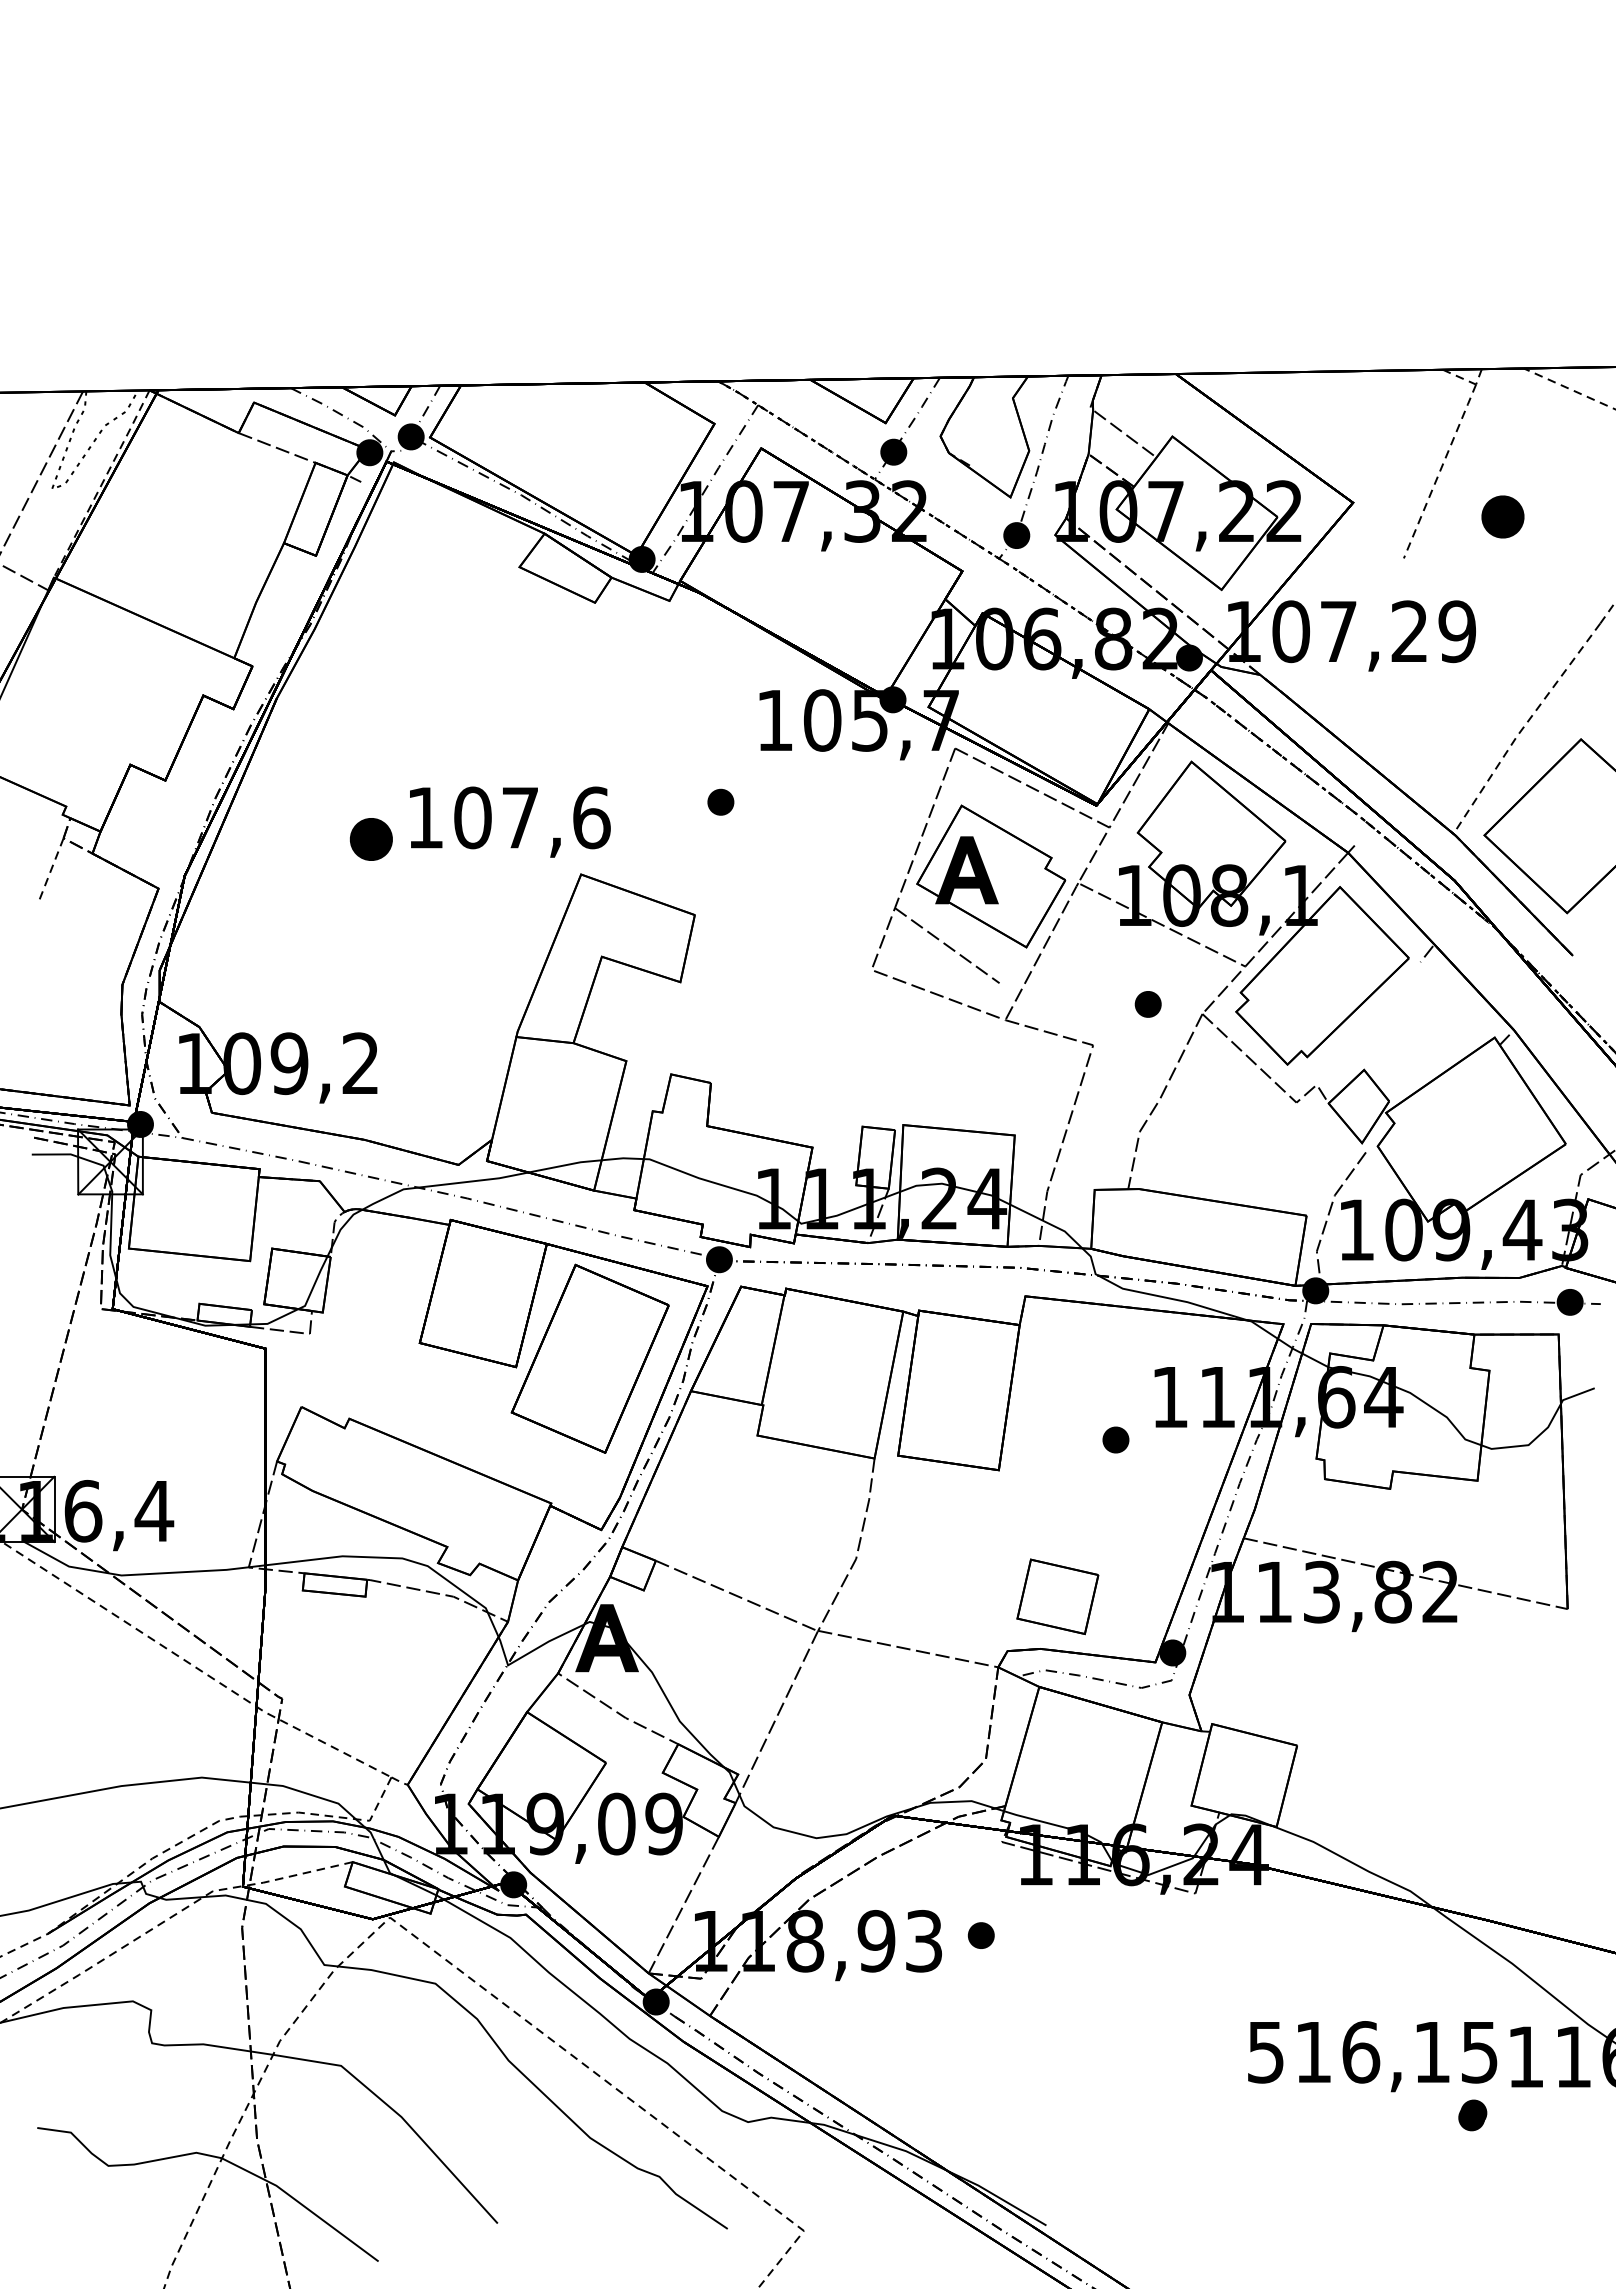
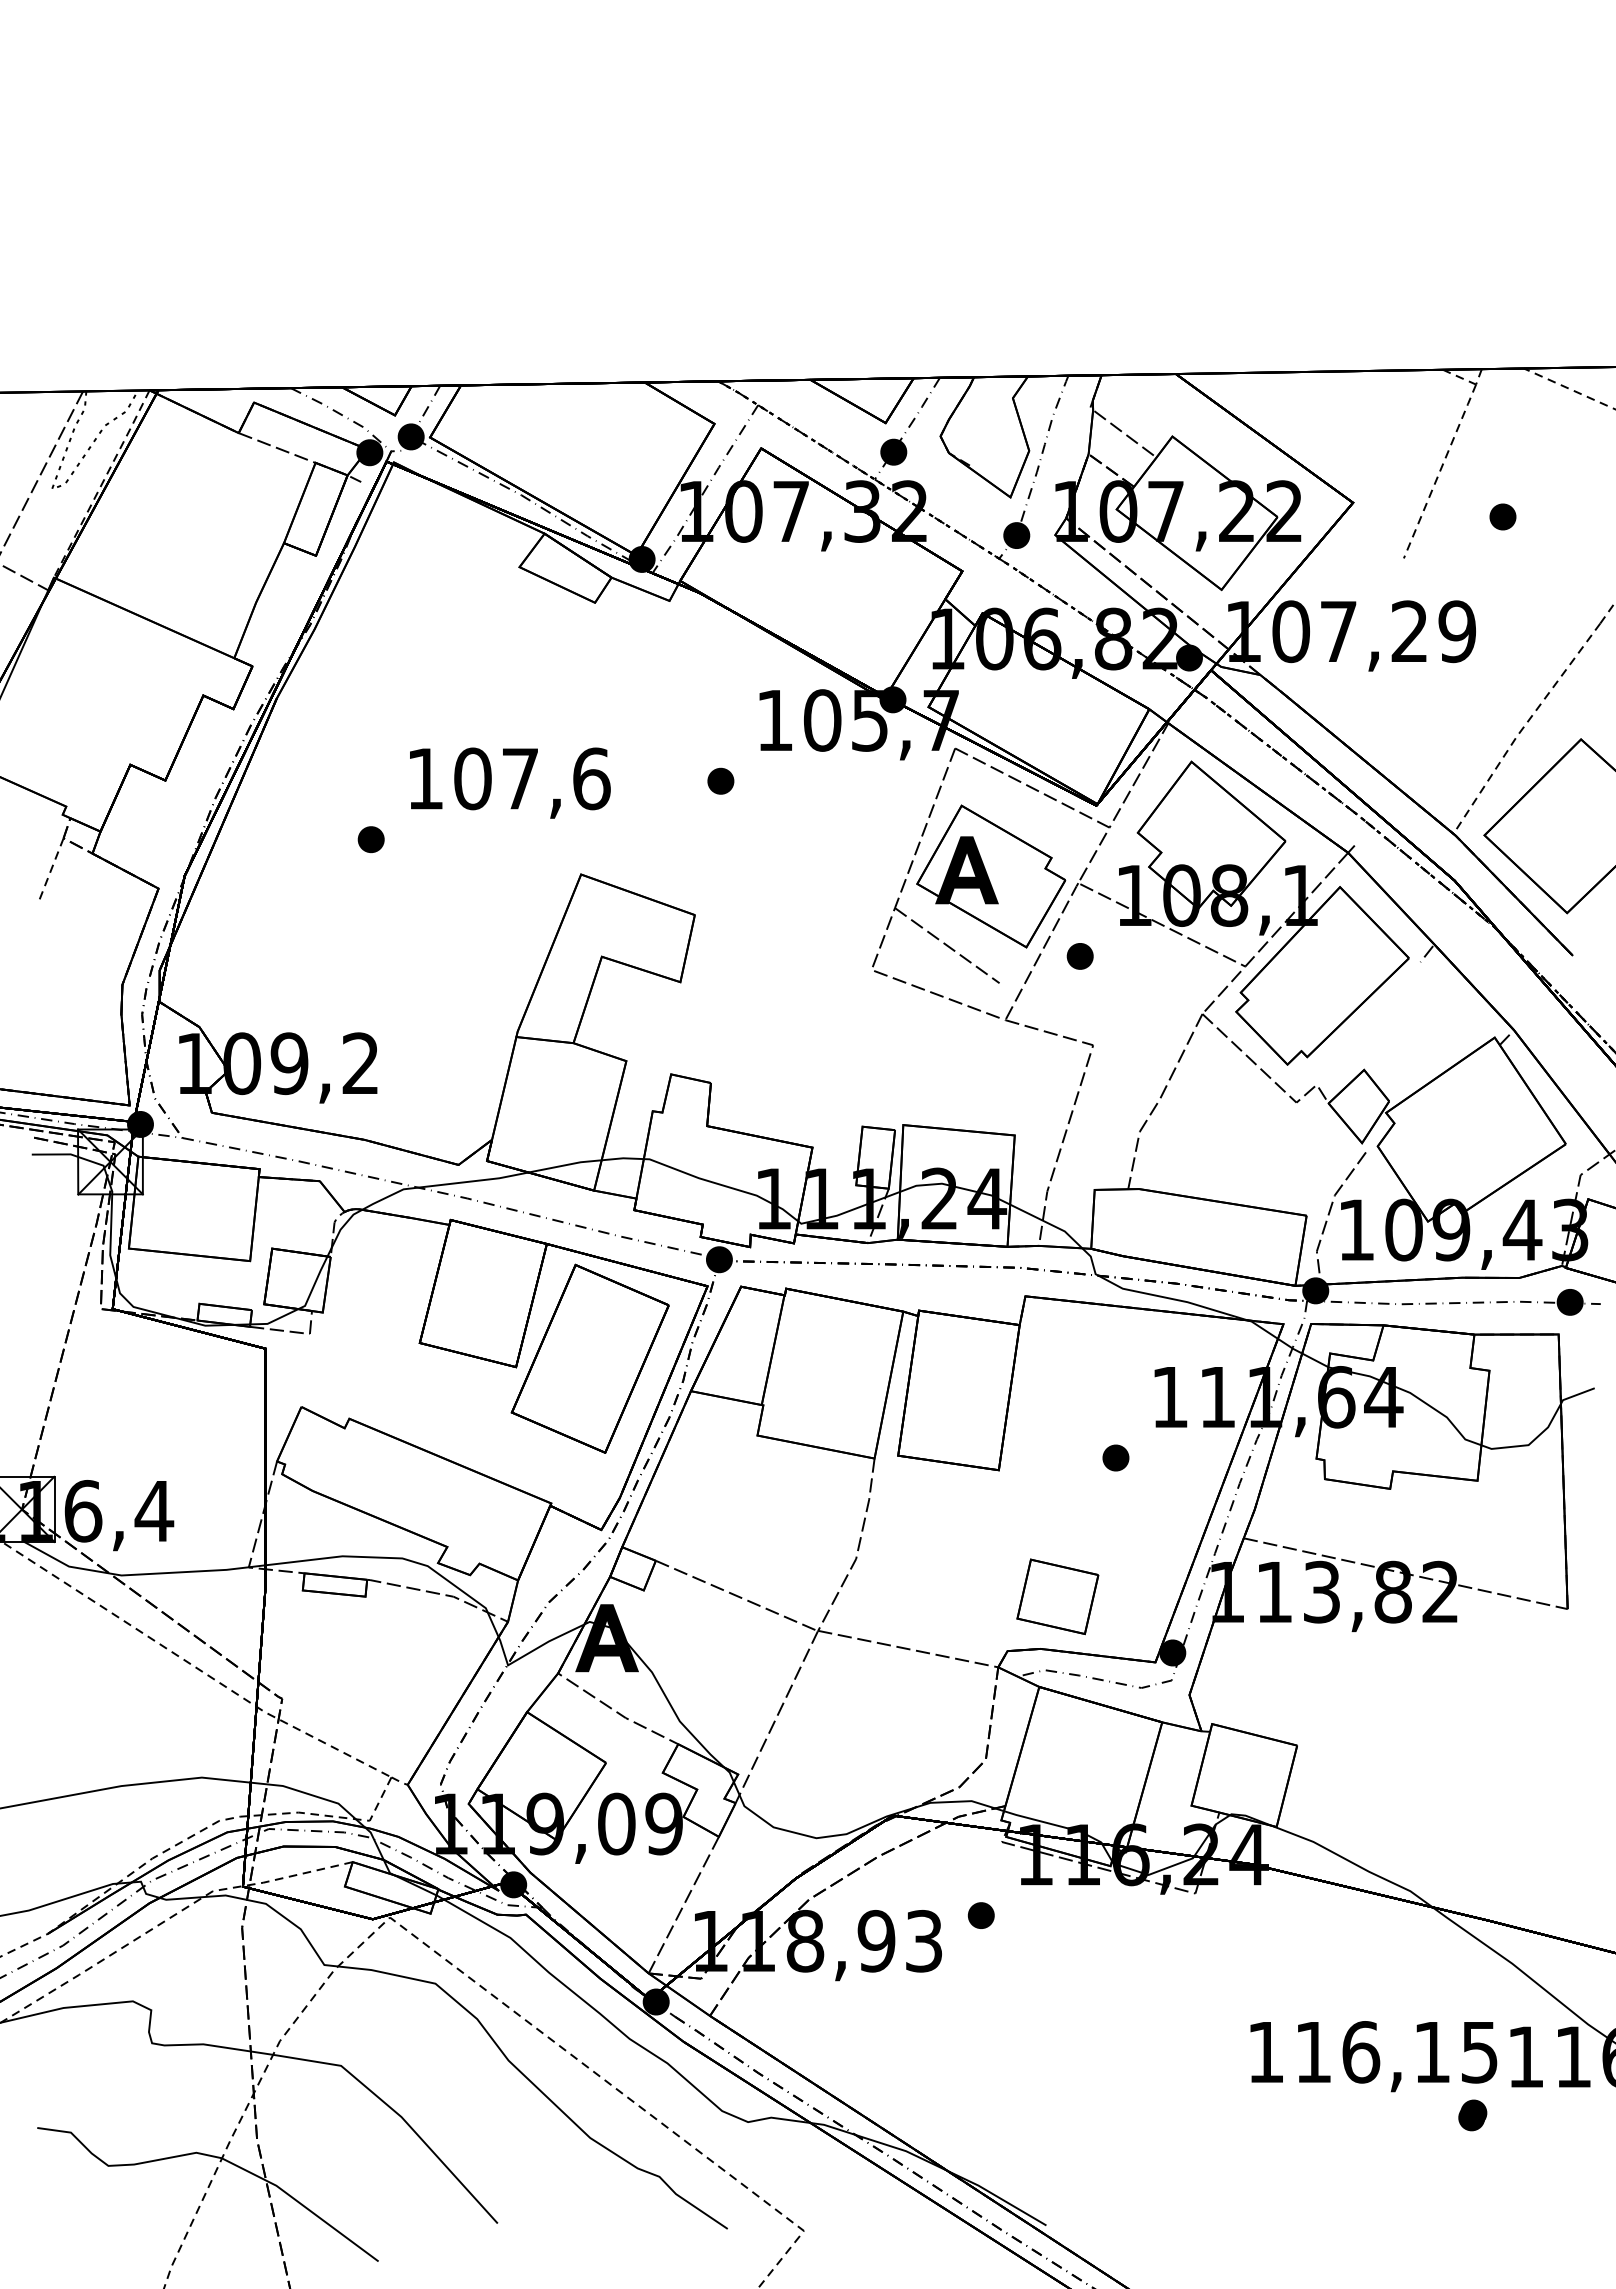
part size: 44x44 px -> 28x28 px (1502, 516)
part position: (720, 801) -> (720, 780) (720, 780)
text position: (510, 821) -> (510, 782) (510, 782)
part size: 44x43 px -> 28x28 px (370, 839)
part position: (1147, 1004) -> (1079, 956) (1079, 956)
part position: (1115, 1439) -> (1115, 1457) (1115, 1457)
part position: (980, 1935) -> (980, 1915) (980, 1915)
text: 516,15 -> 116,15 (1265, 2052)
